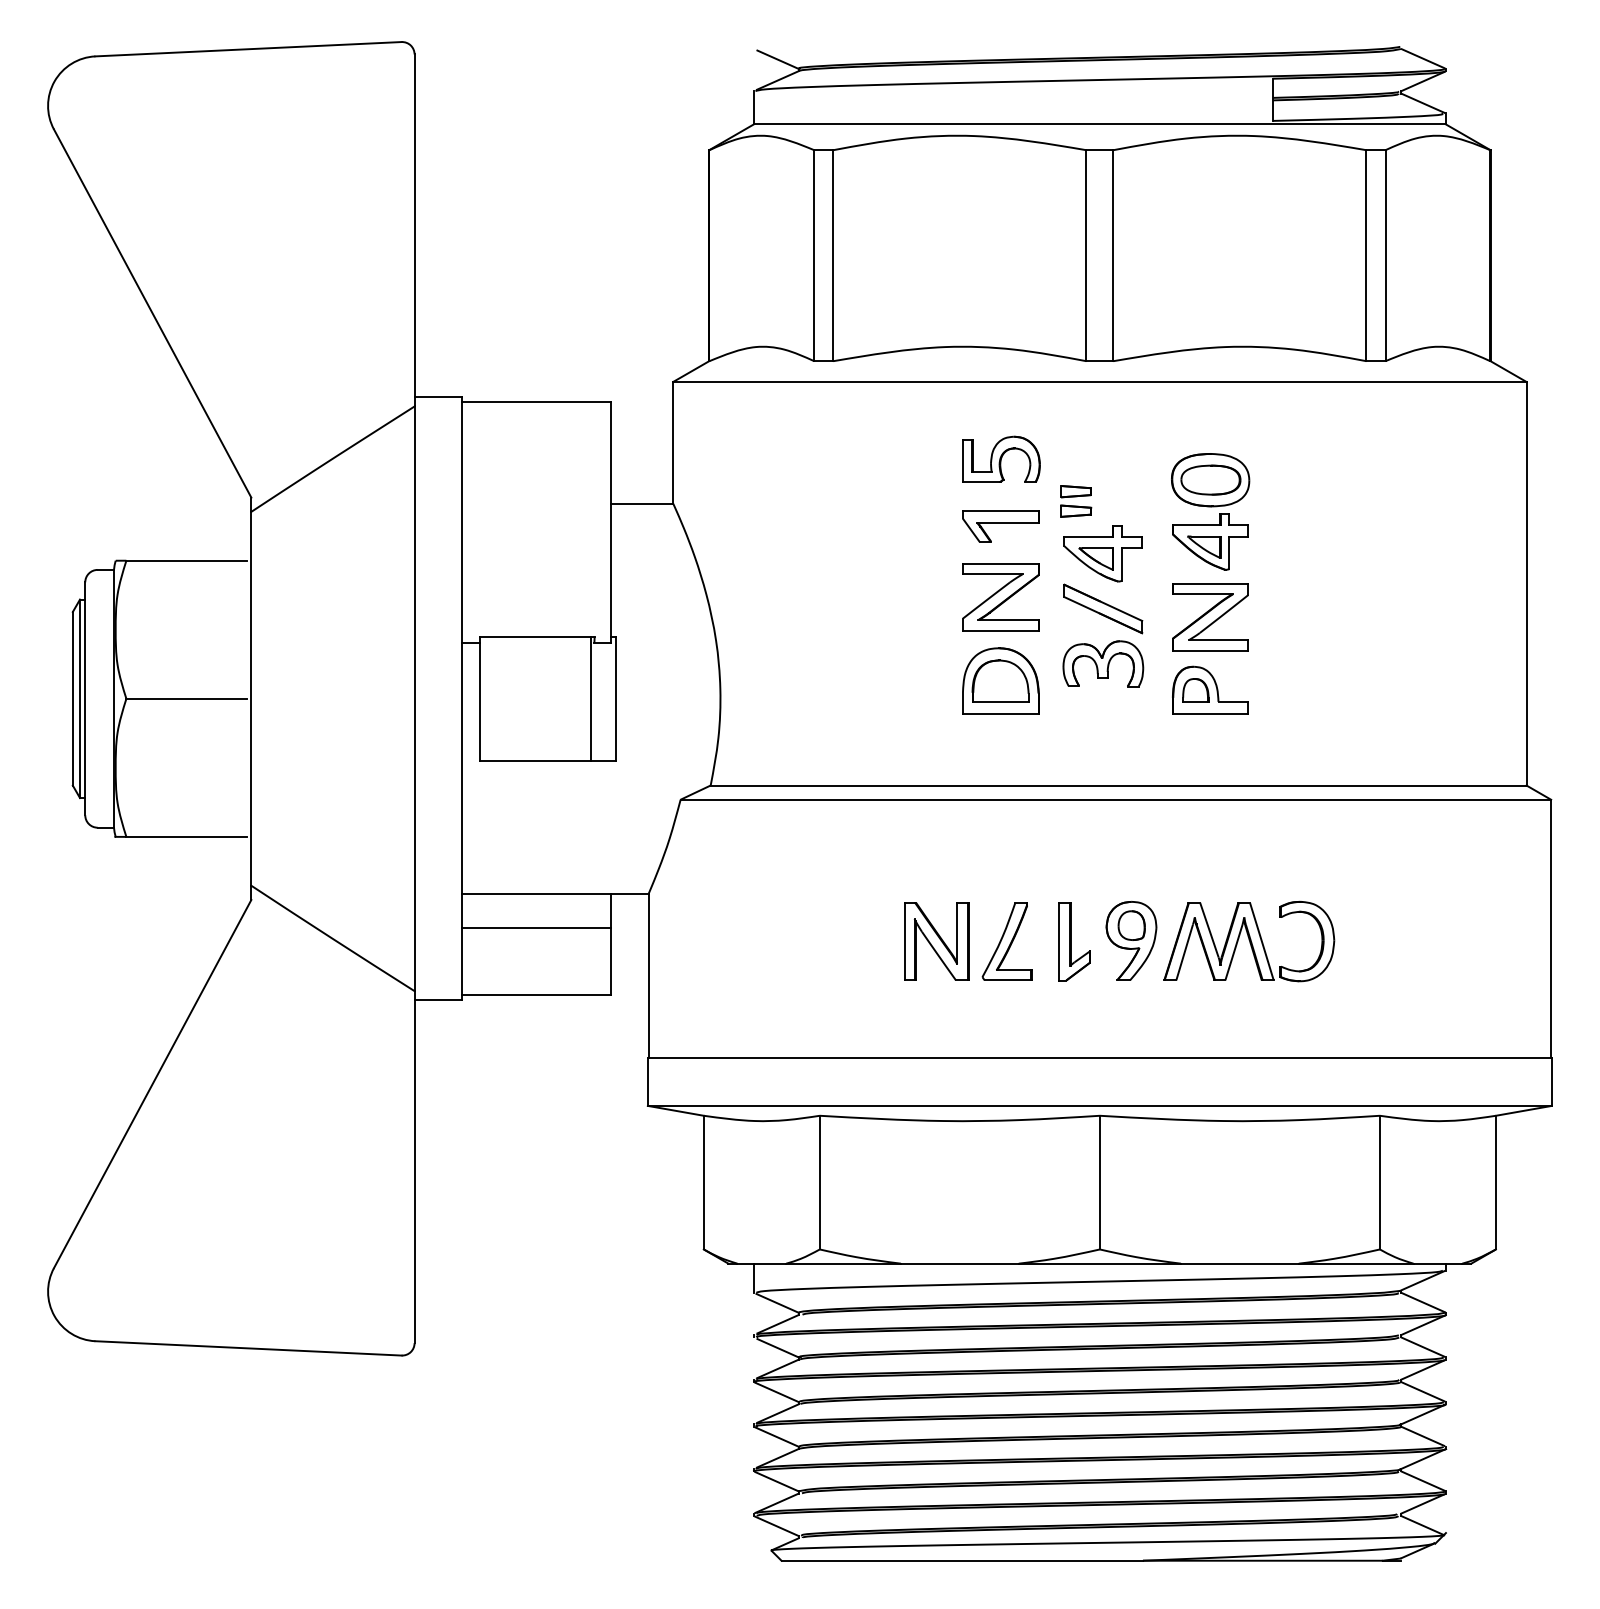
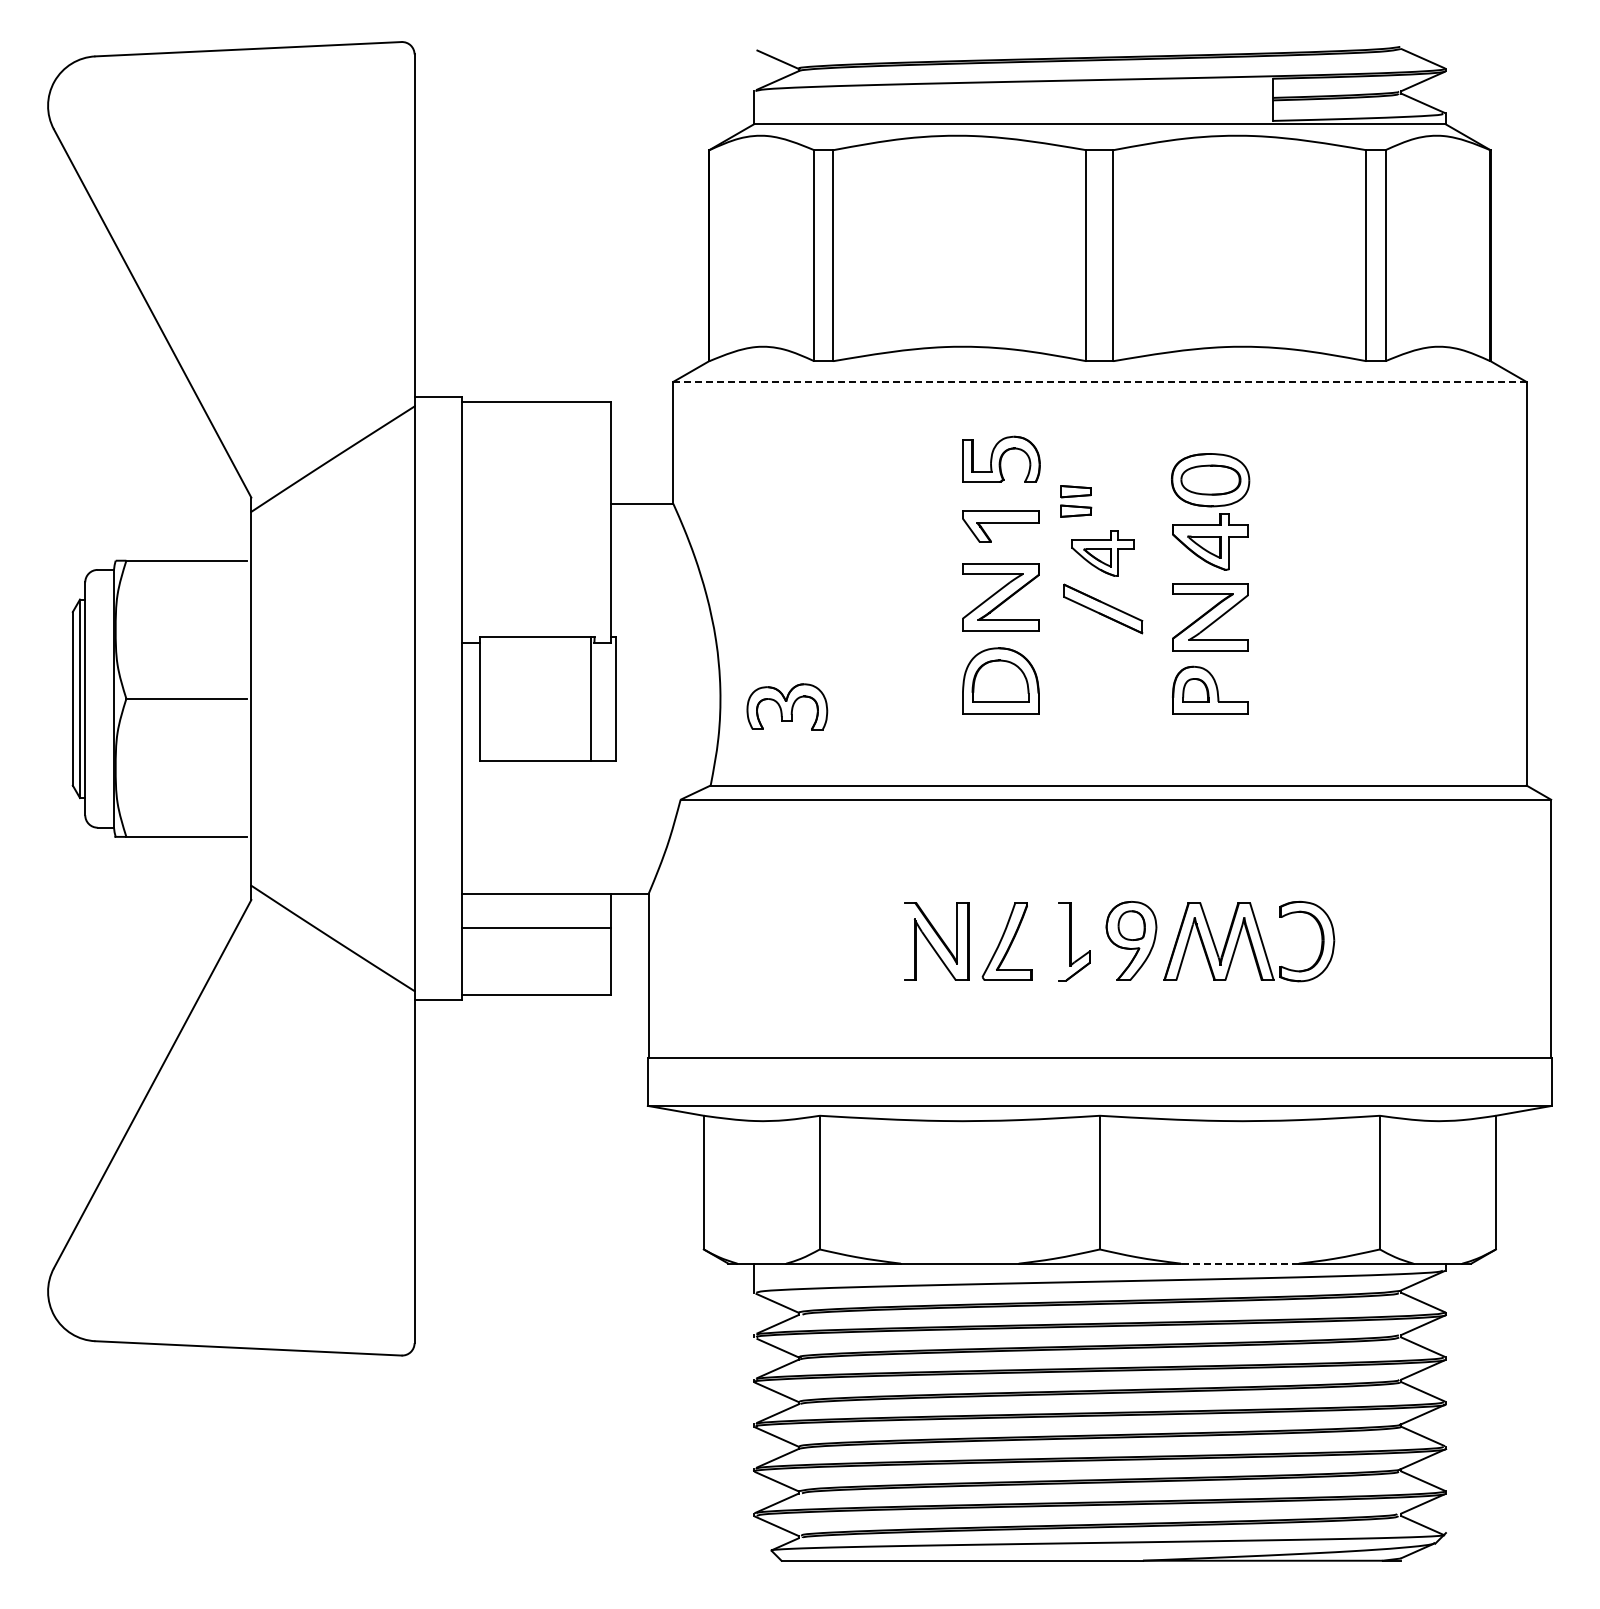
line: solid -> dashed (1099, 381)
part size: 80x58 px -> 64x47 px (1102, 553)
part position: (1103, 663) -> (787, 706) (787, 706)
line: present -> none (904, 941)
line: present -> none (1058, 941)
line: solid -> dashed (1239, 1263)
